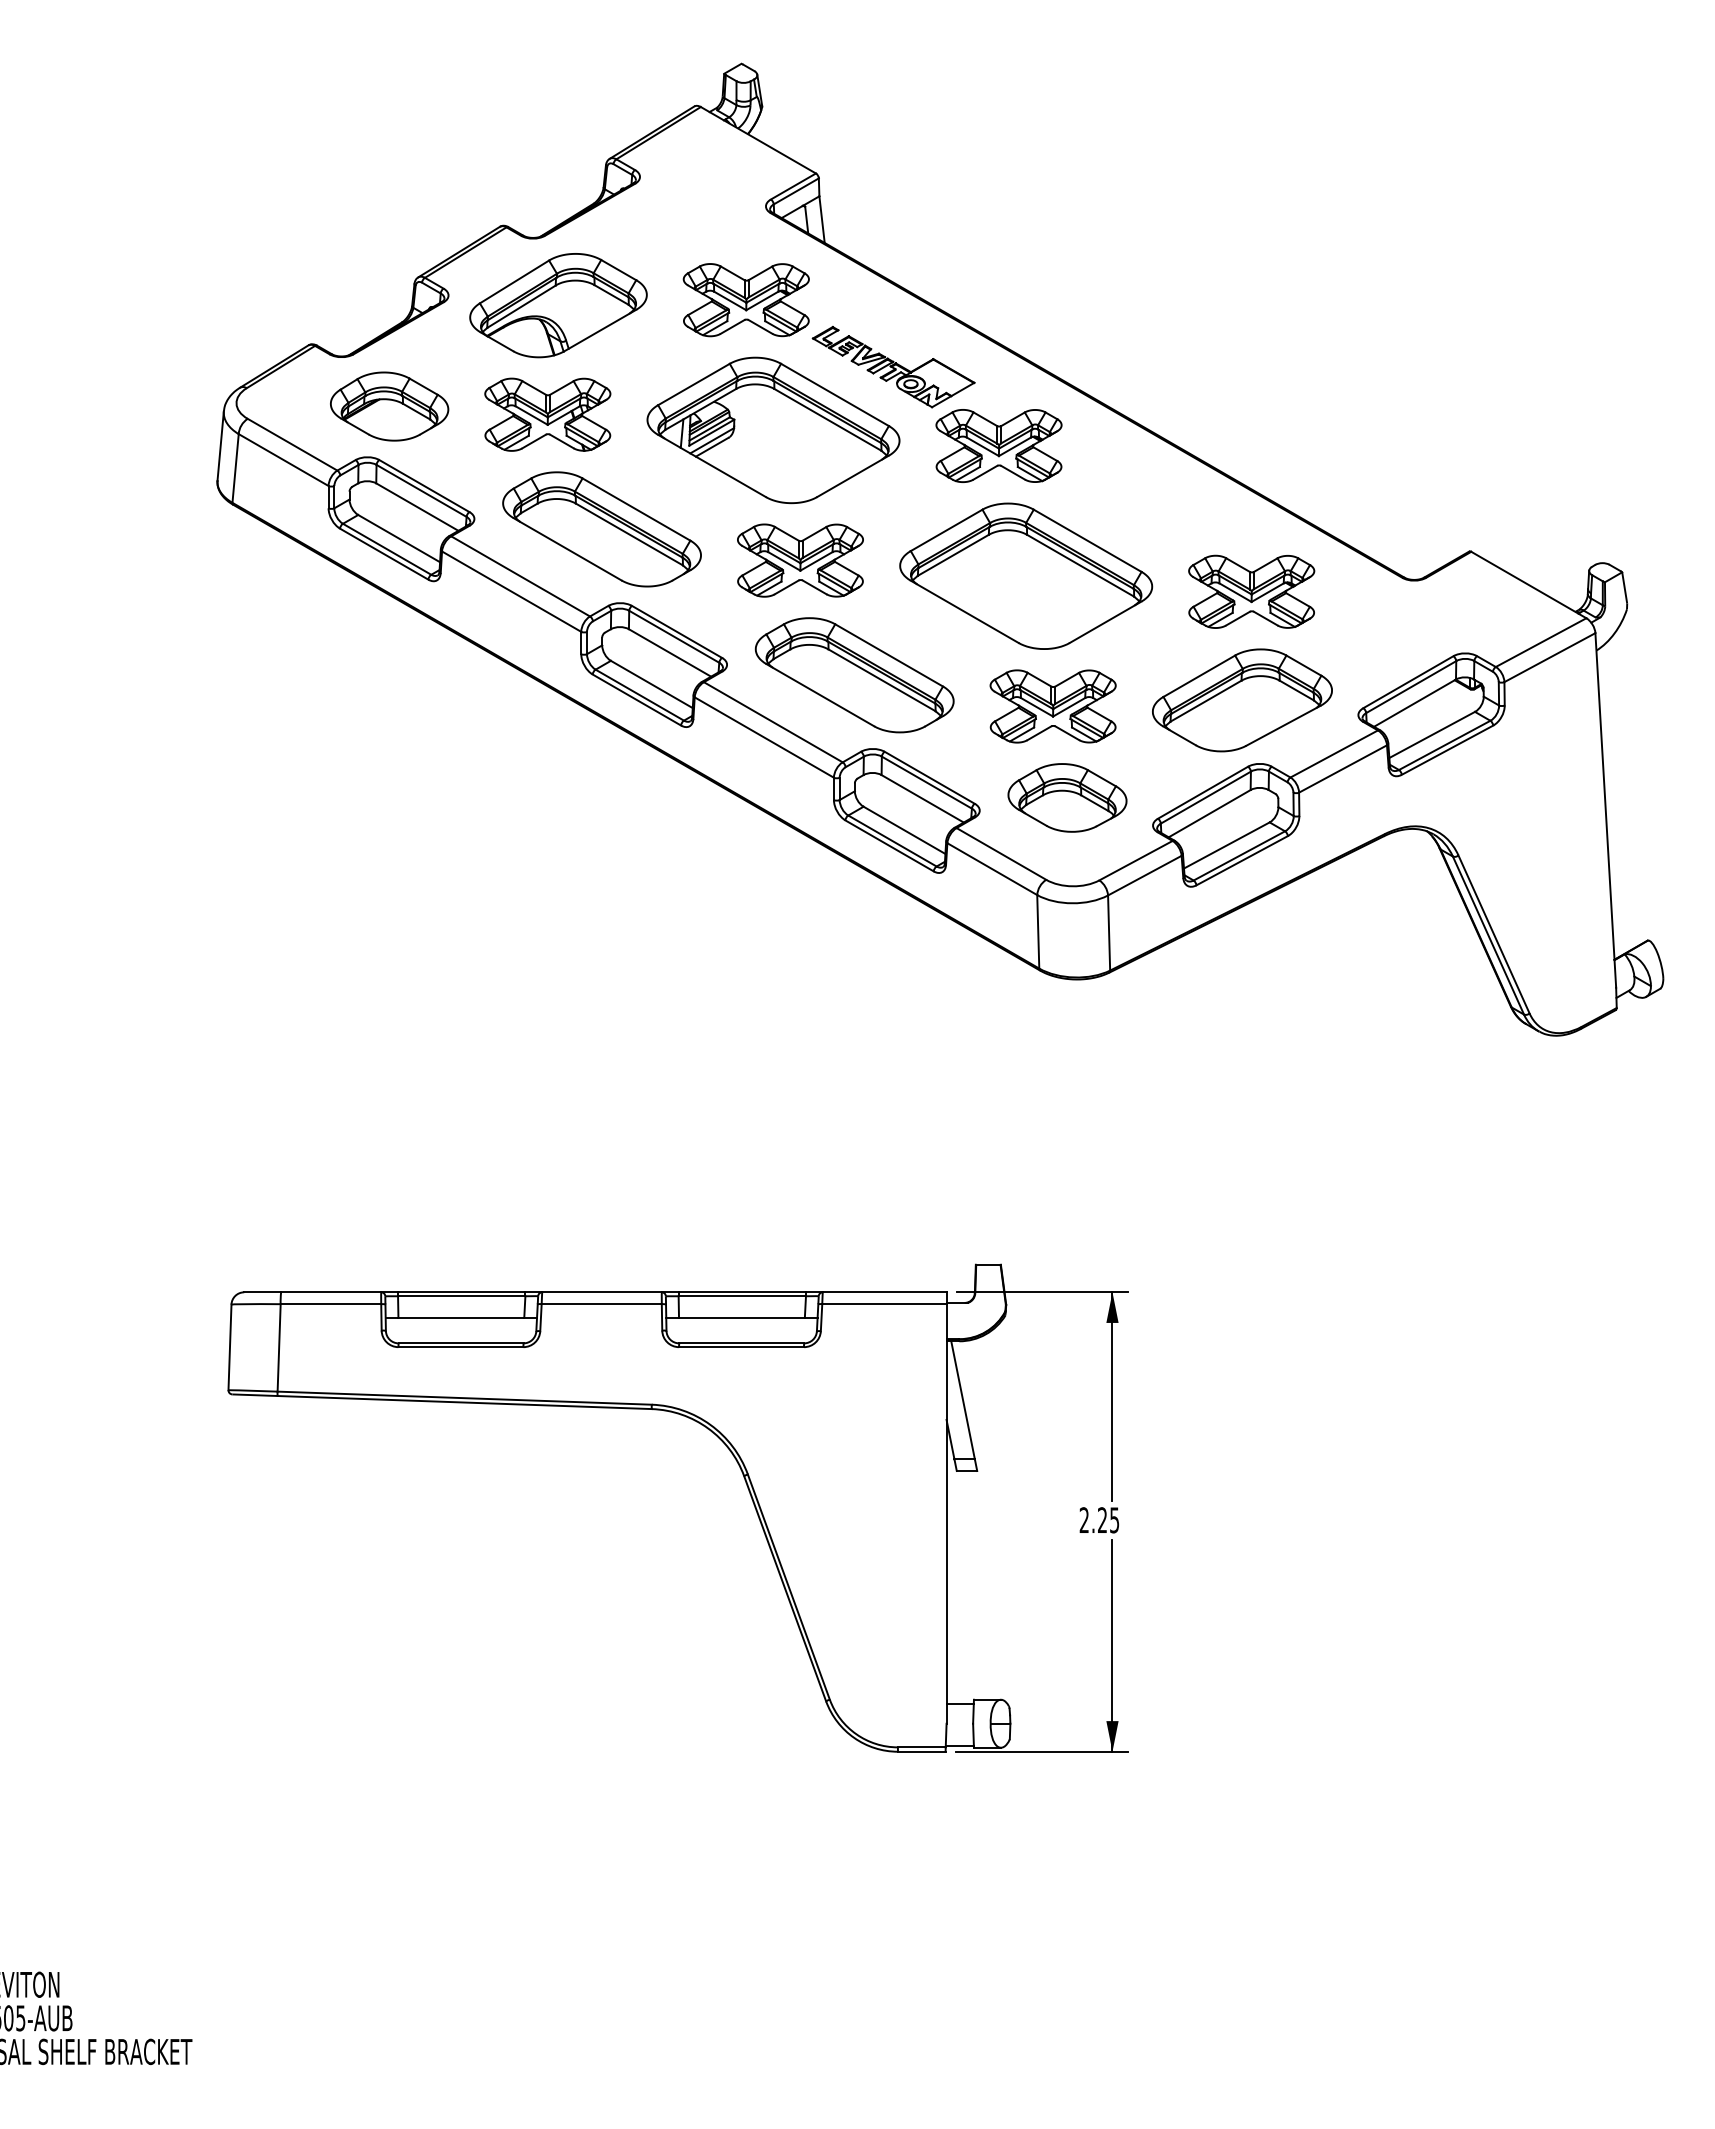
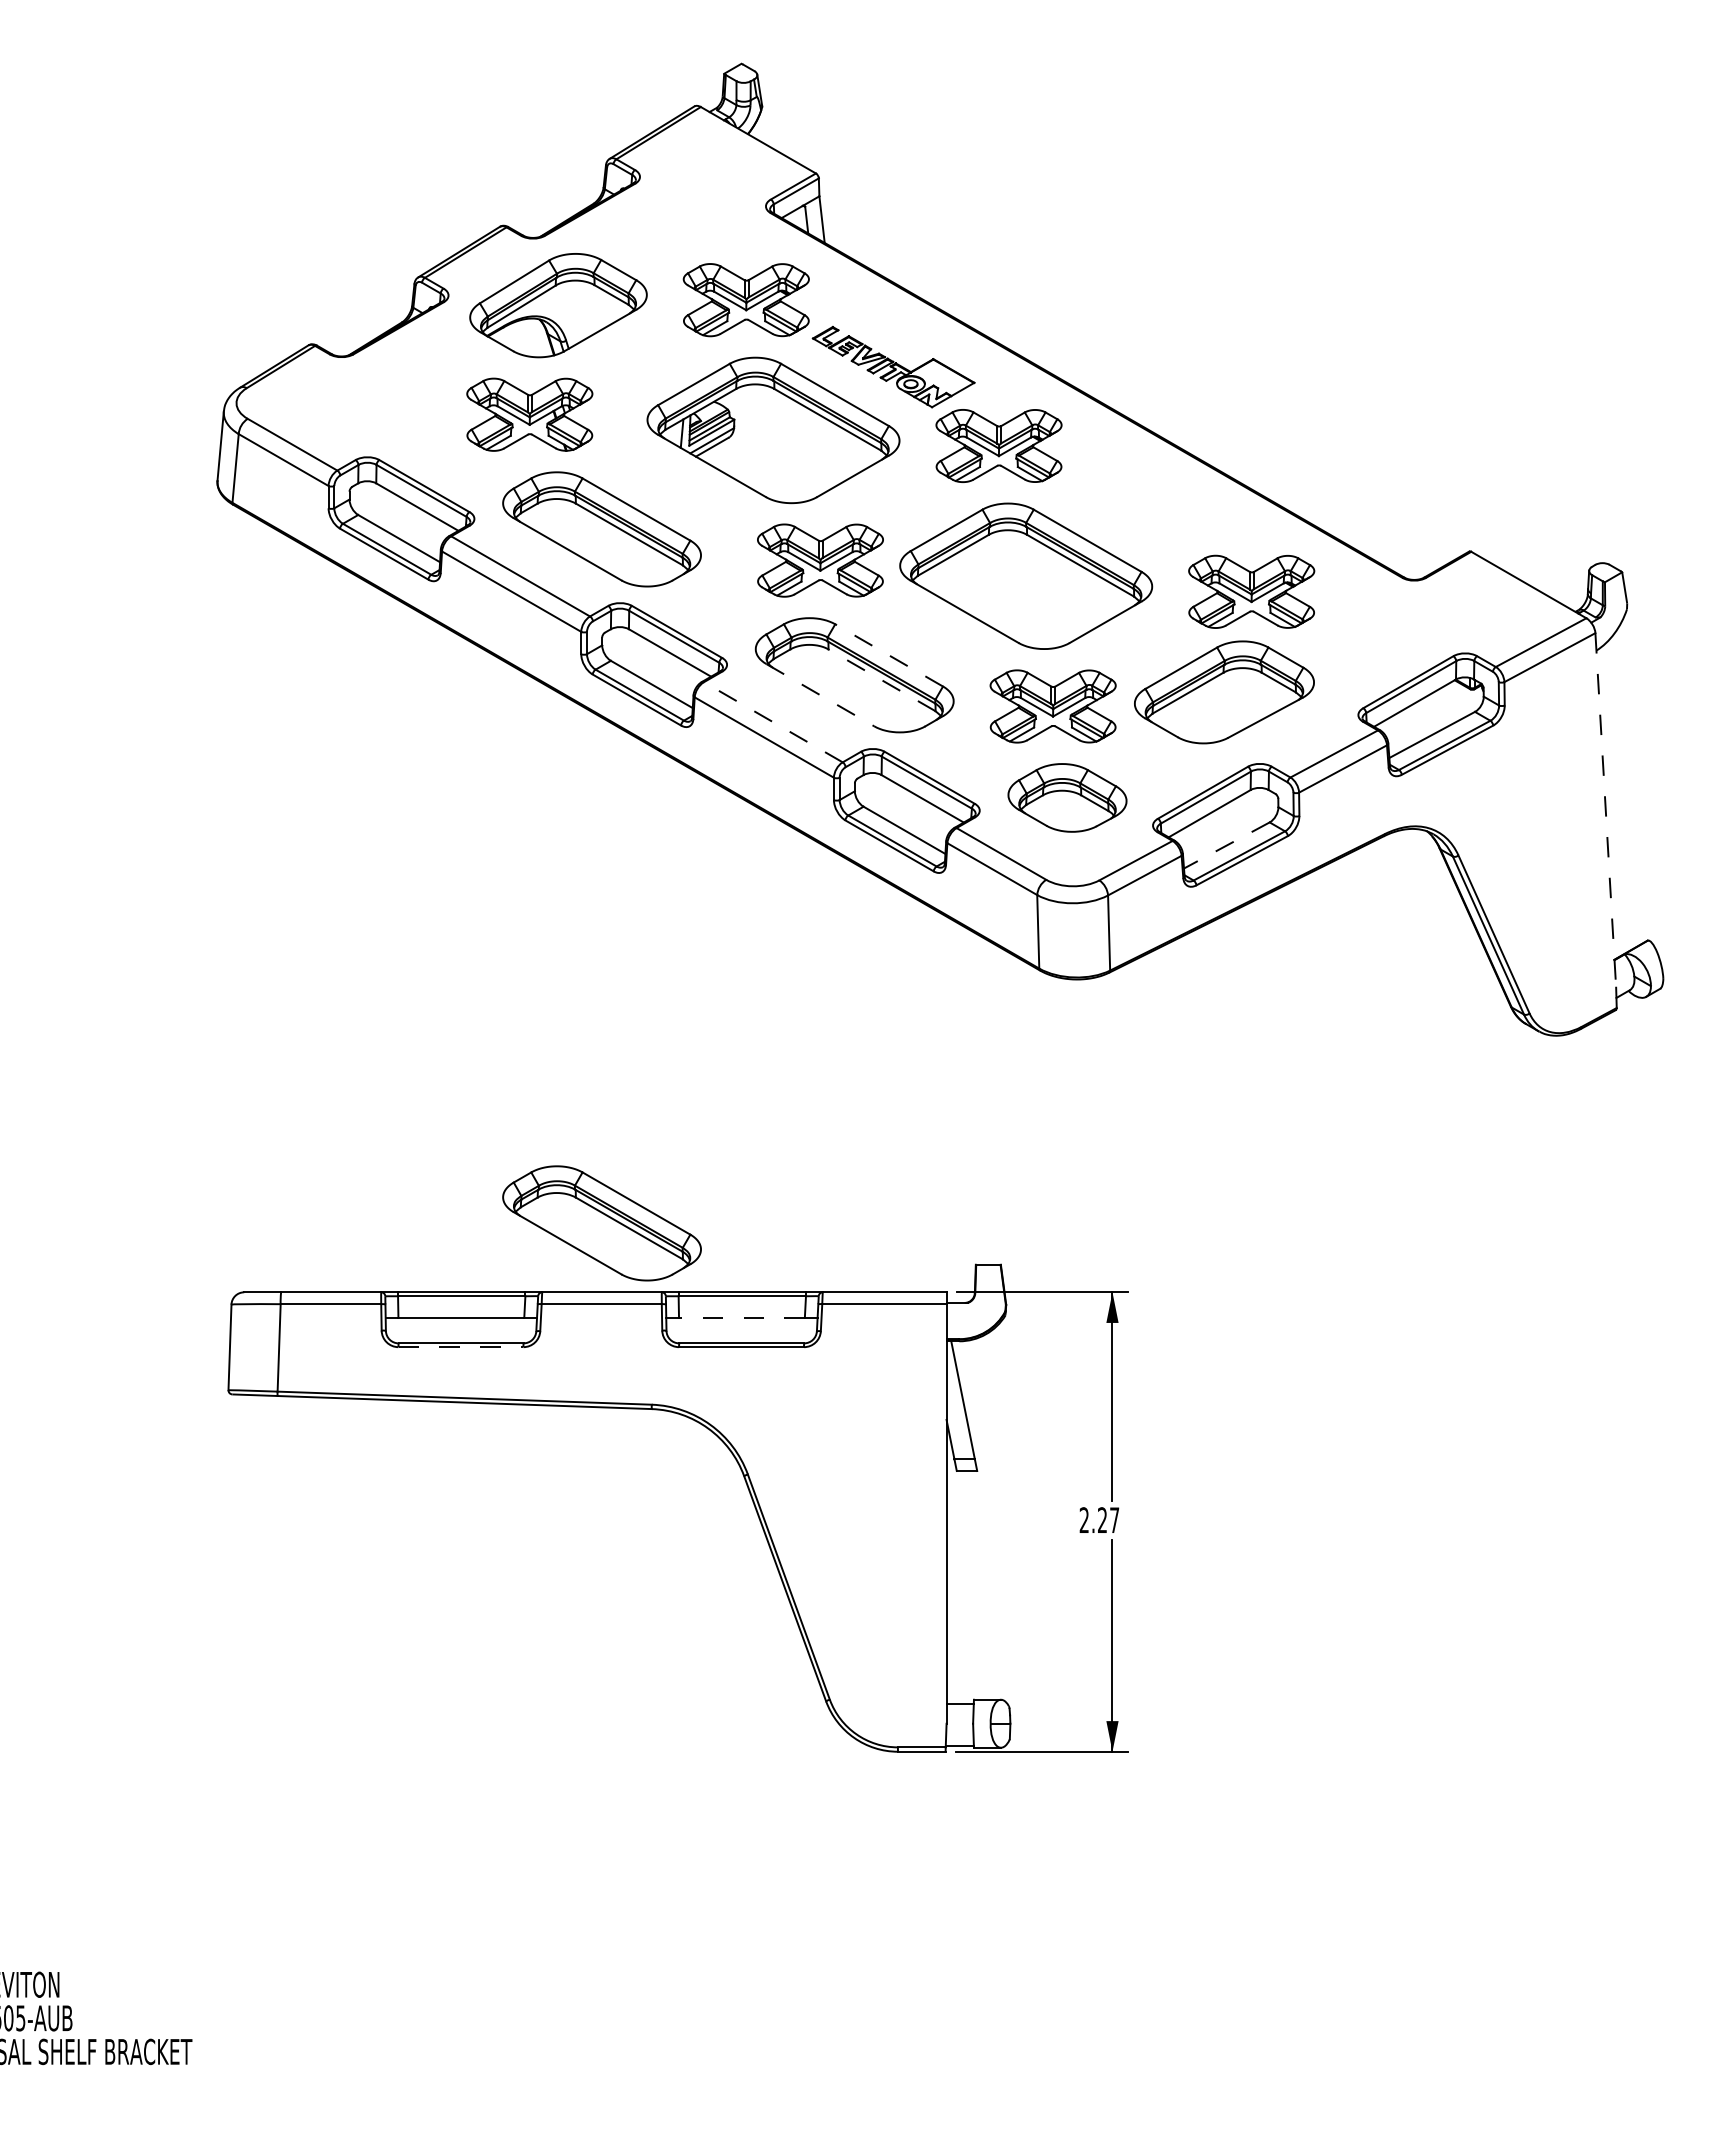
part: present -> none (389, 406)
part position: (547, 414) -> (529, 414) (529, 414)
part position: (800, 560) -> (820, 560) (820, 560)
line: solid -> dashed (888, 655)
line: solid -> dashed (882, 680)
line: solid -> dashed (820, 695)
part position: (1242, 700) -> (1224, 692) (1224, 692)
line: solid -> dashed (772, 722)
line: solid -> dashed (1605, 810)
line: solid -> dashed (1226, 845)
part: none -> present (601, 1223)
line: solid -> dashed (741, 1317)
line: solid -> dashed (461, 1347)
text: 2.25 -> 2.27 (1114, 1520)
